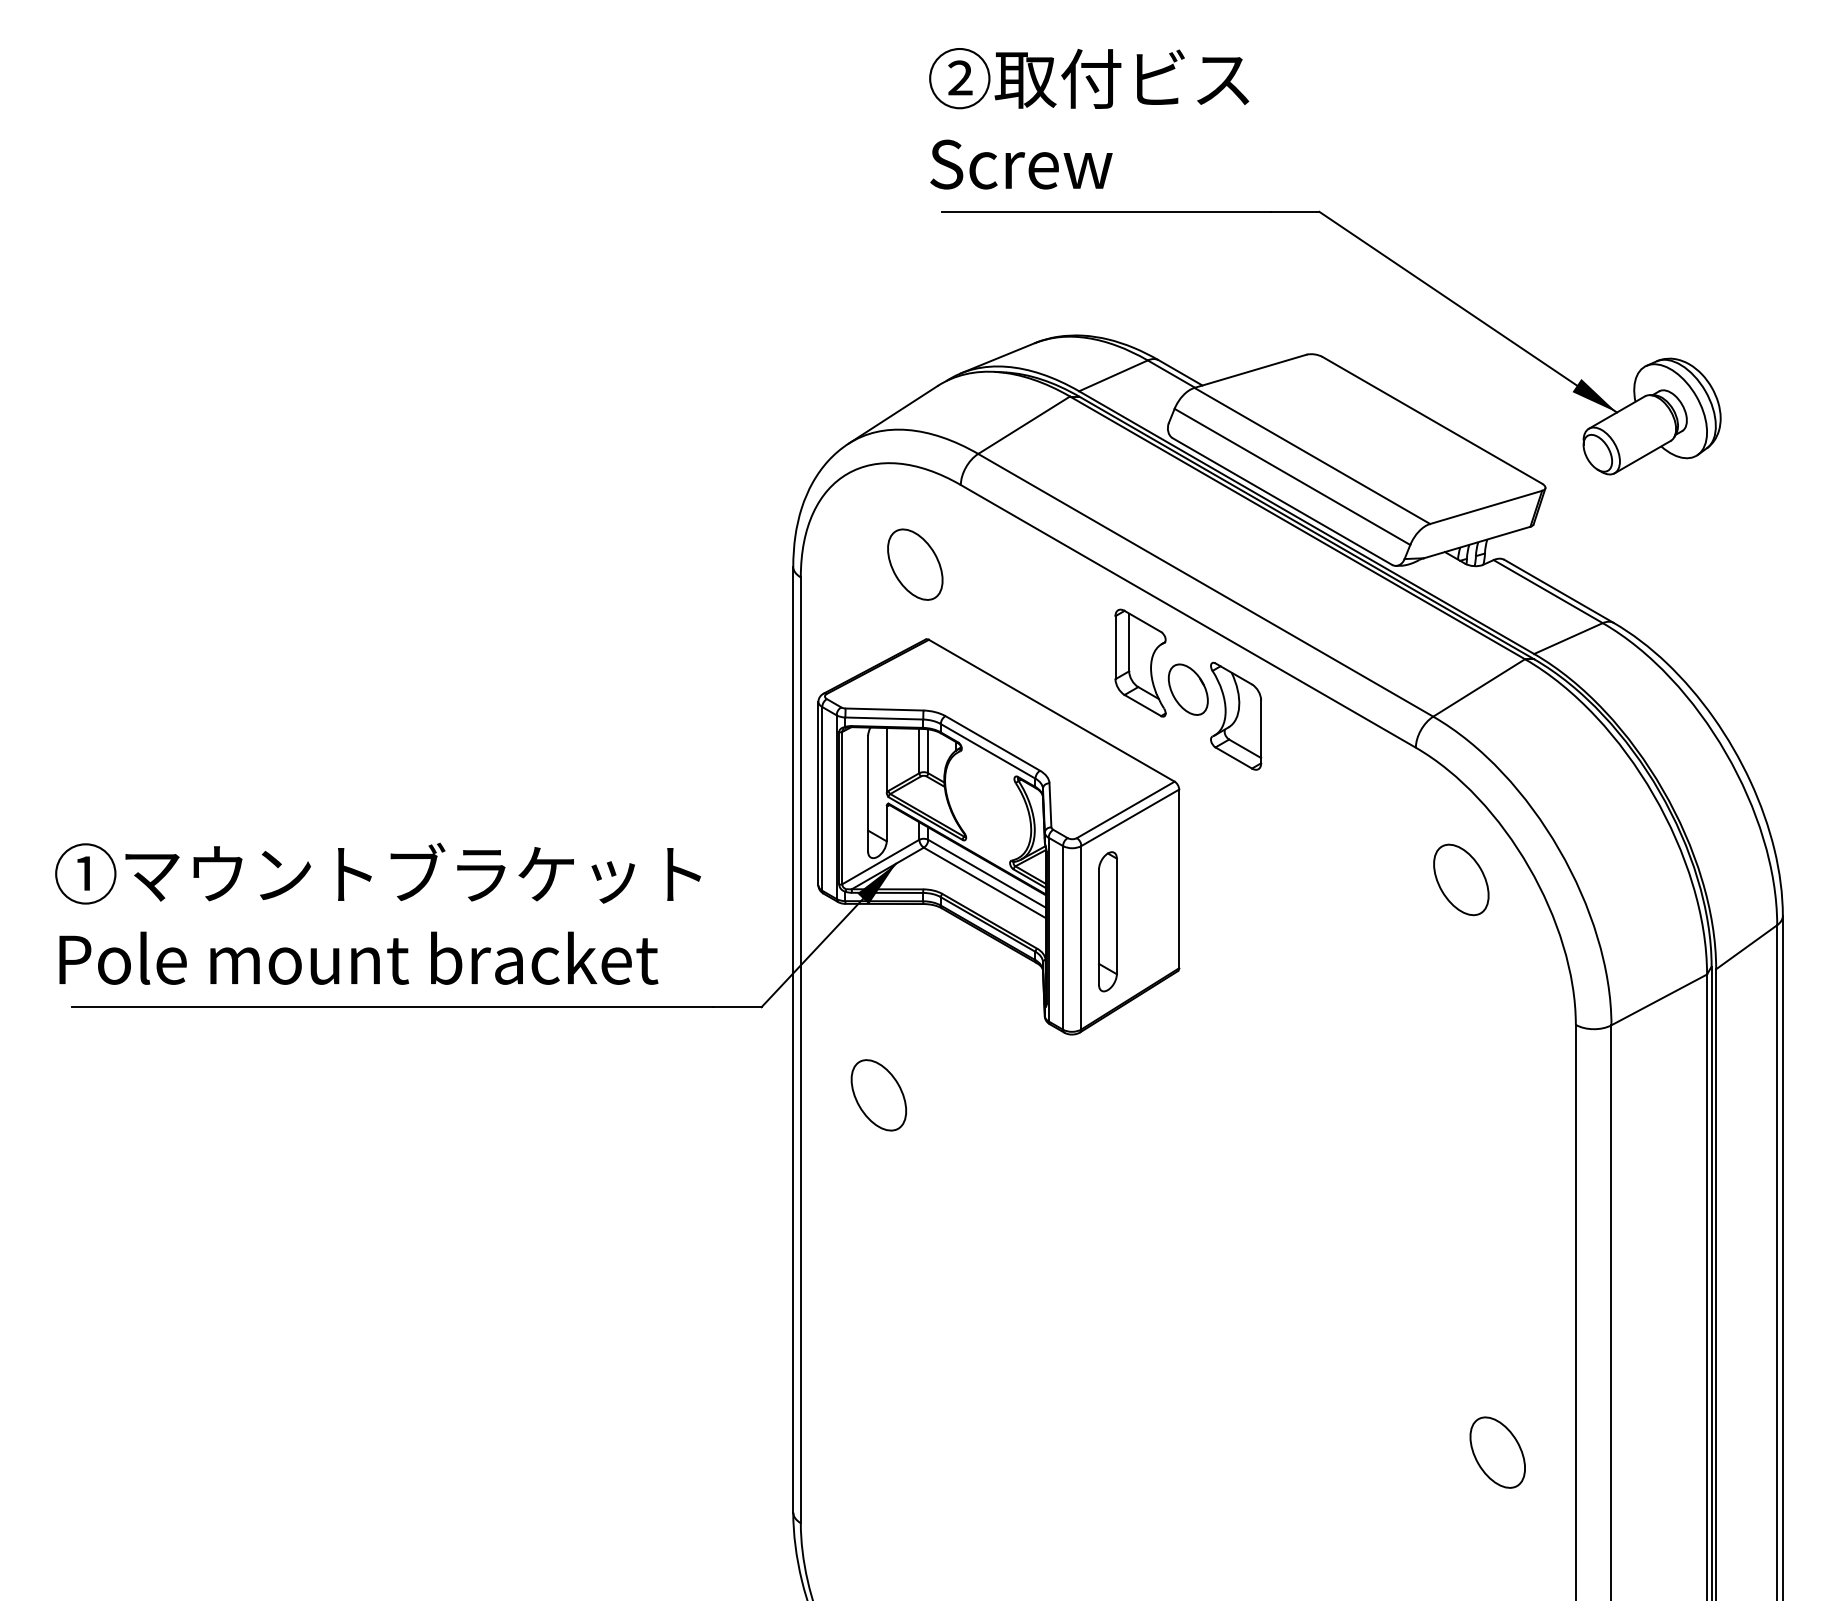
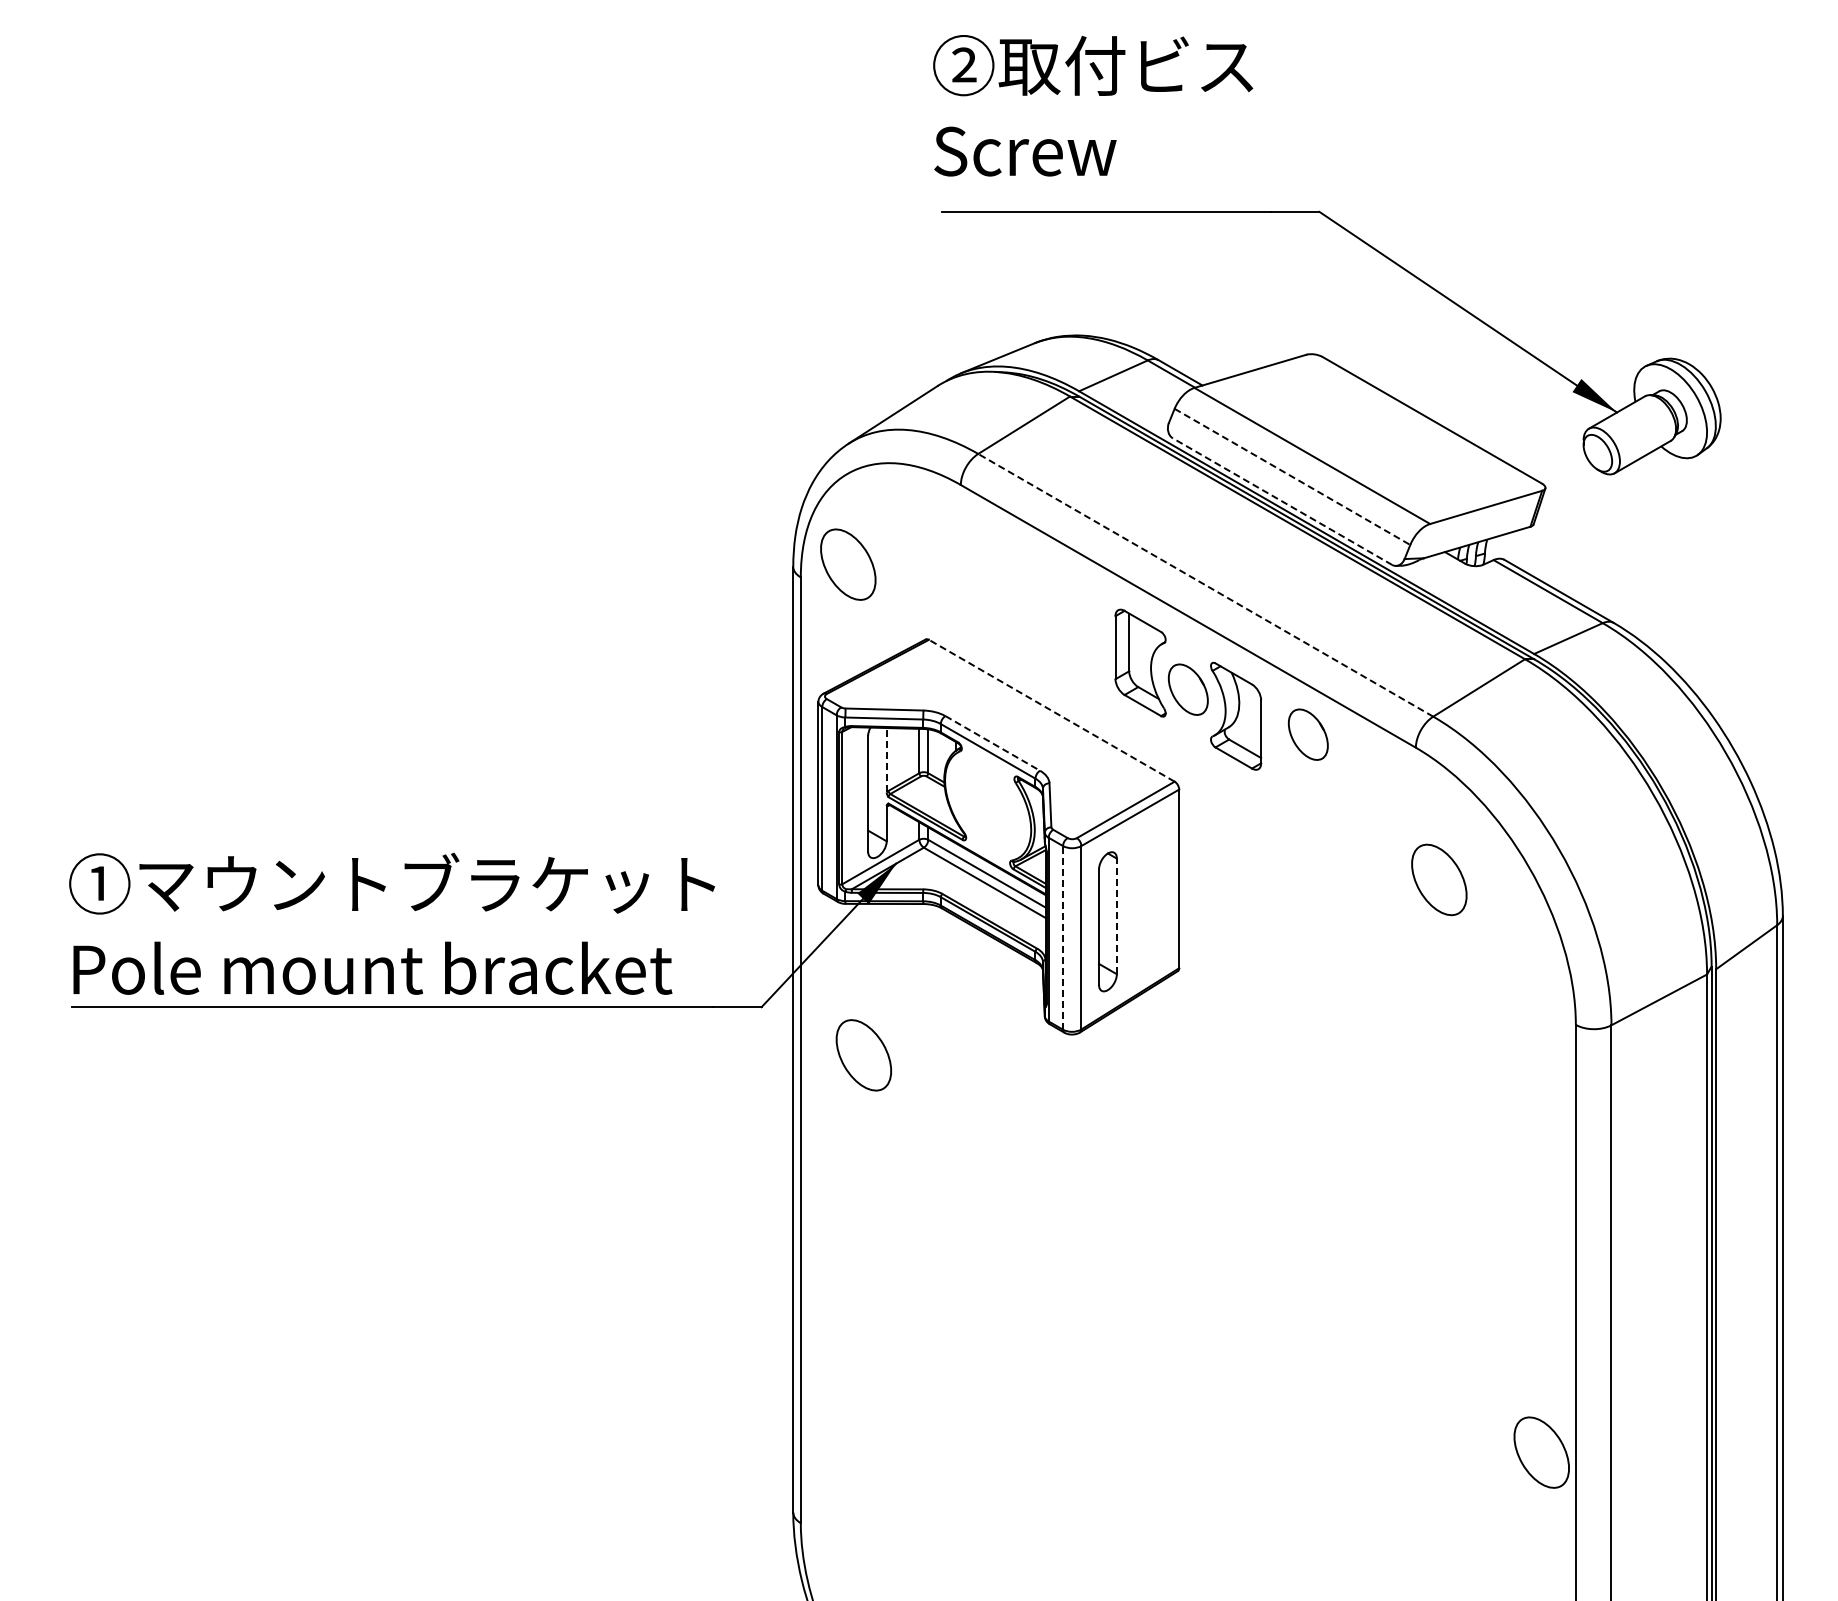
text position: (1089, 118) -> (1093, 105) (1093, 105)
line: solid -> dashed (1292, 477)
line: solid -> dashed (1282, 501)
part position: (915, 564) -> (848, 564) (848, 564)
line: solid -> dashed (1205, 585)
line: solid -> dashed (1051, 710)
part: none -> present (1308, 734)
line: solid -> dashed (992, 743)
line: solid -> dashed (886, 759)
part position: (1461, 879) -> (1439, 879) (1439, 879)
text position: (377, 913) -> (391, 923) (391, 923)
line: solid -> dashed (1116, 916)
line: solid -> dashed (1063, 937)
part position: (878, 1095) -> (863, 1055) (863, 1055)
part position: (1497, 1452) -> (1541, 1452) (1541, 1452)
